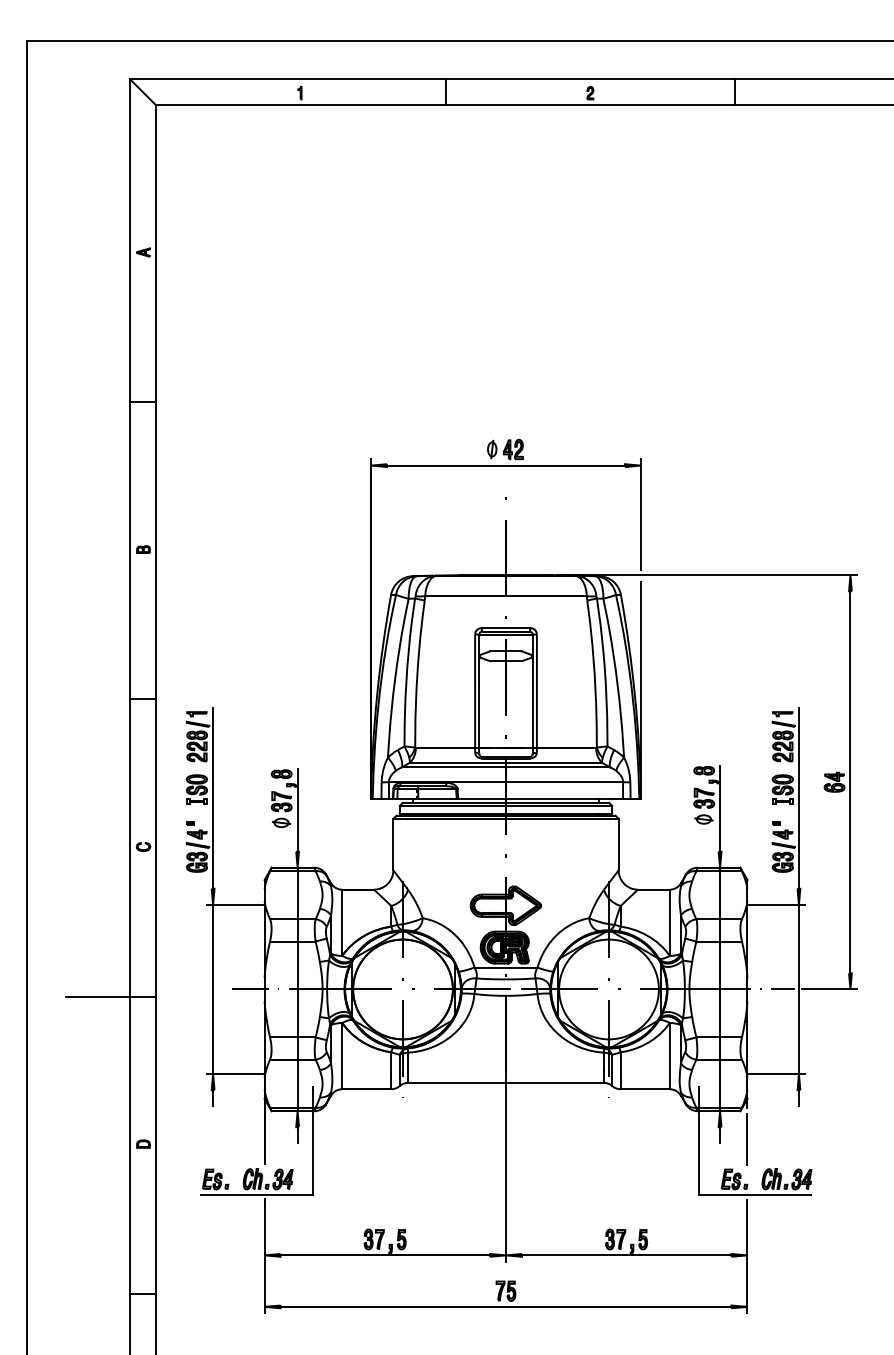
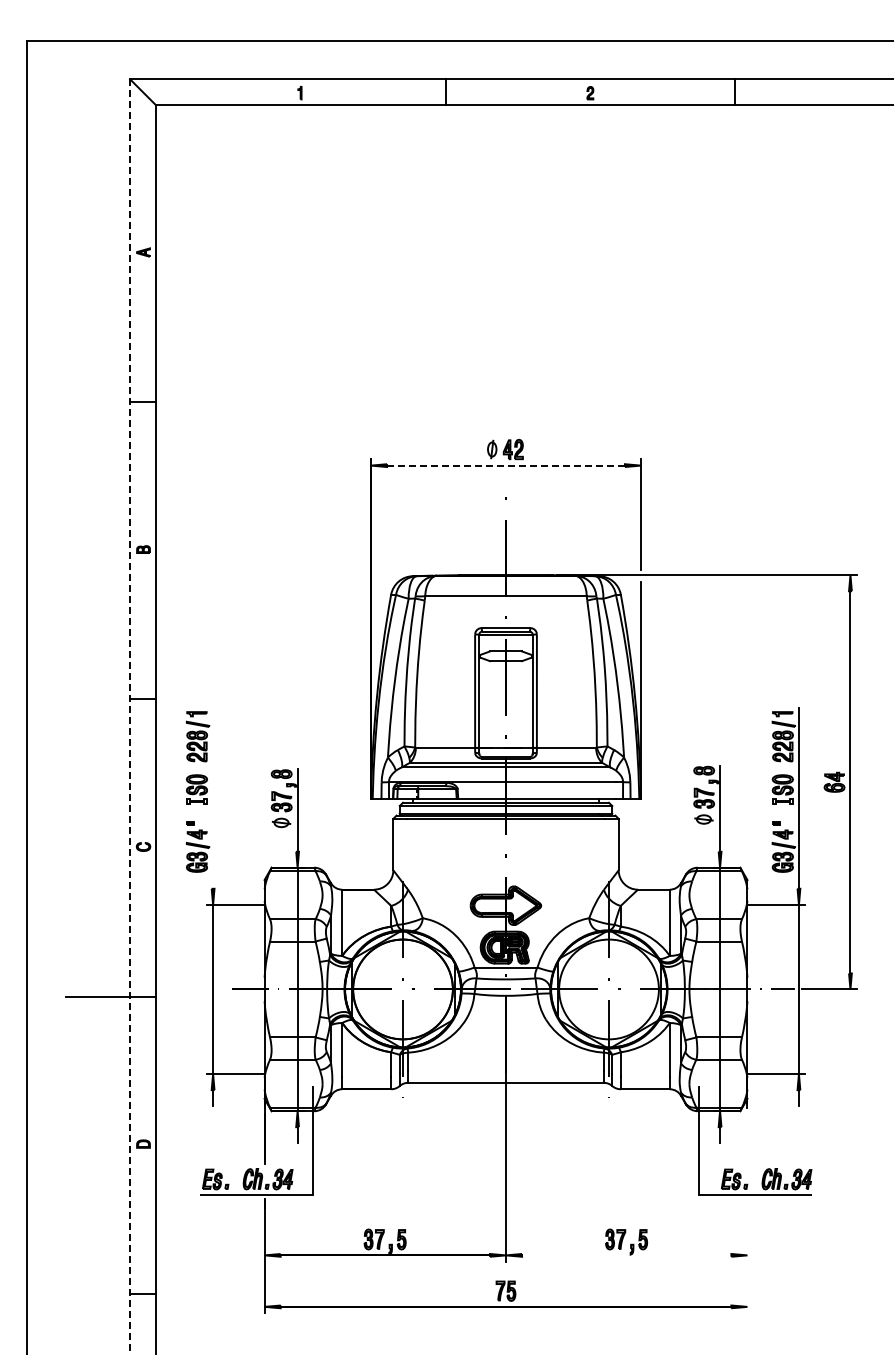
line: solid -> dashed (506, 465)
line: solid -> dashed (130, 717)
line: present -> none (213, 798)
line: present -> none (747, 1139)
line: present -> none (626, 1255)
line: present -> none (747, 1256)
